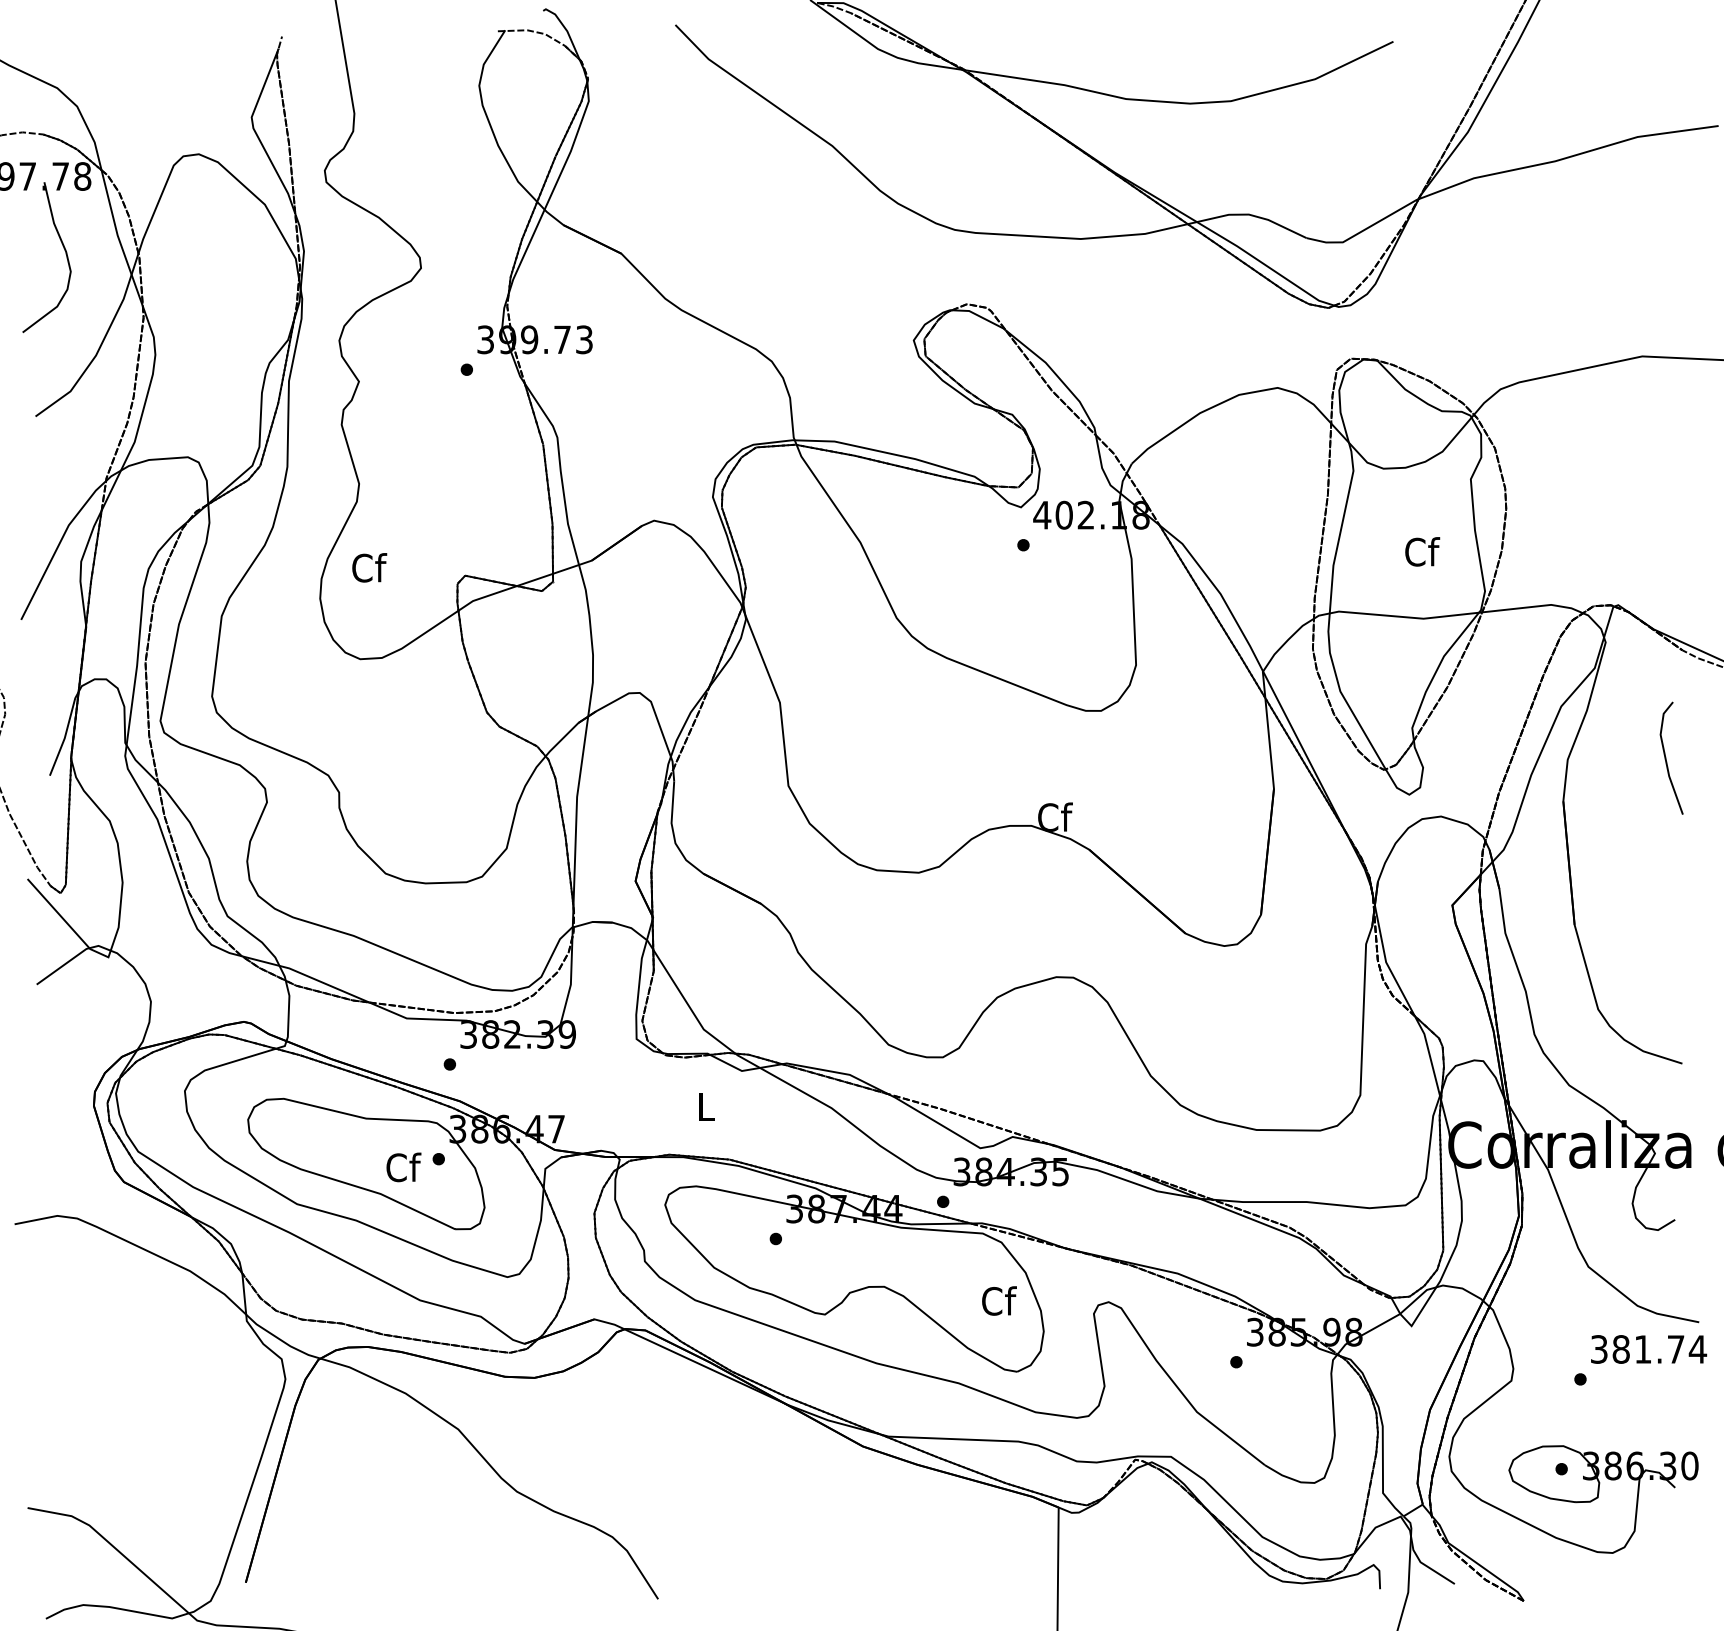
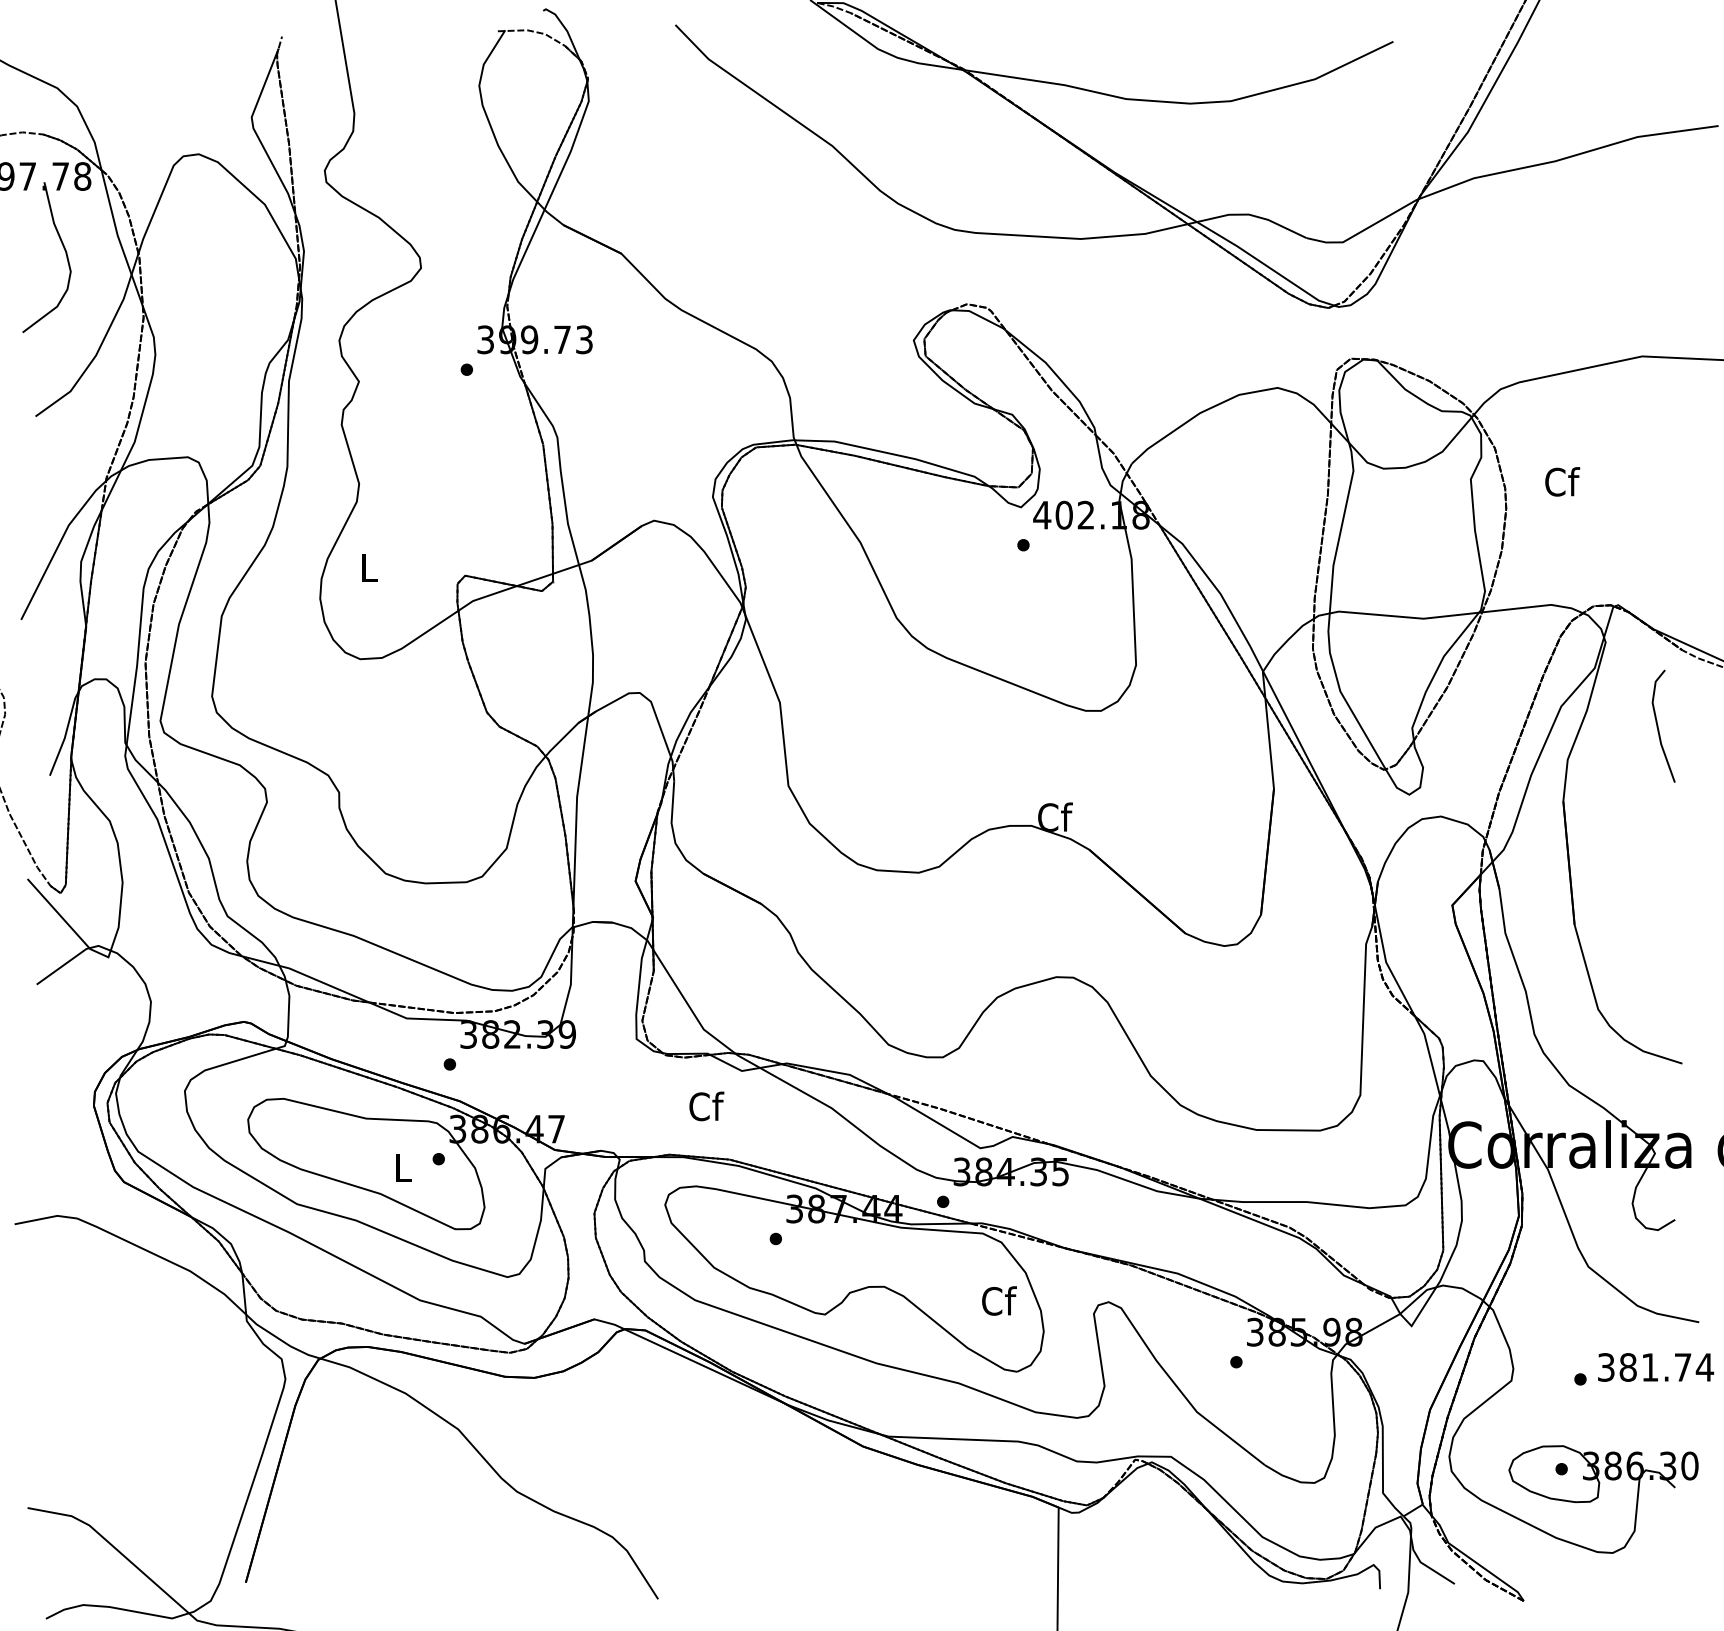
text position: (1422, 551) -> (1562, 481) (1562, 481)
text: Cf -> L (369, 567)
line position: (1666, 757) -> (1658, 725) (1658, 725)
text: L -> Cf (706, 1106)
text: Cf -> L (403, 1167)
text position: (1649, 1349) -> (1656, 1367) (1656, 1367)
